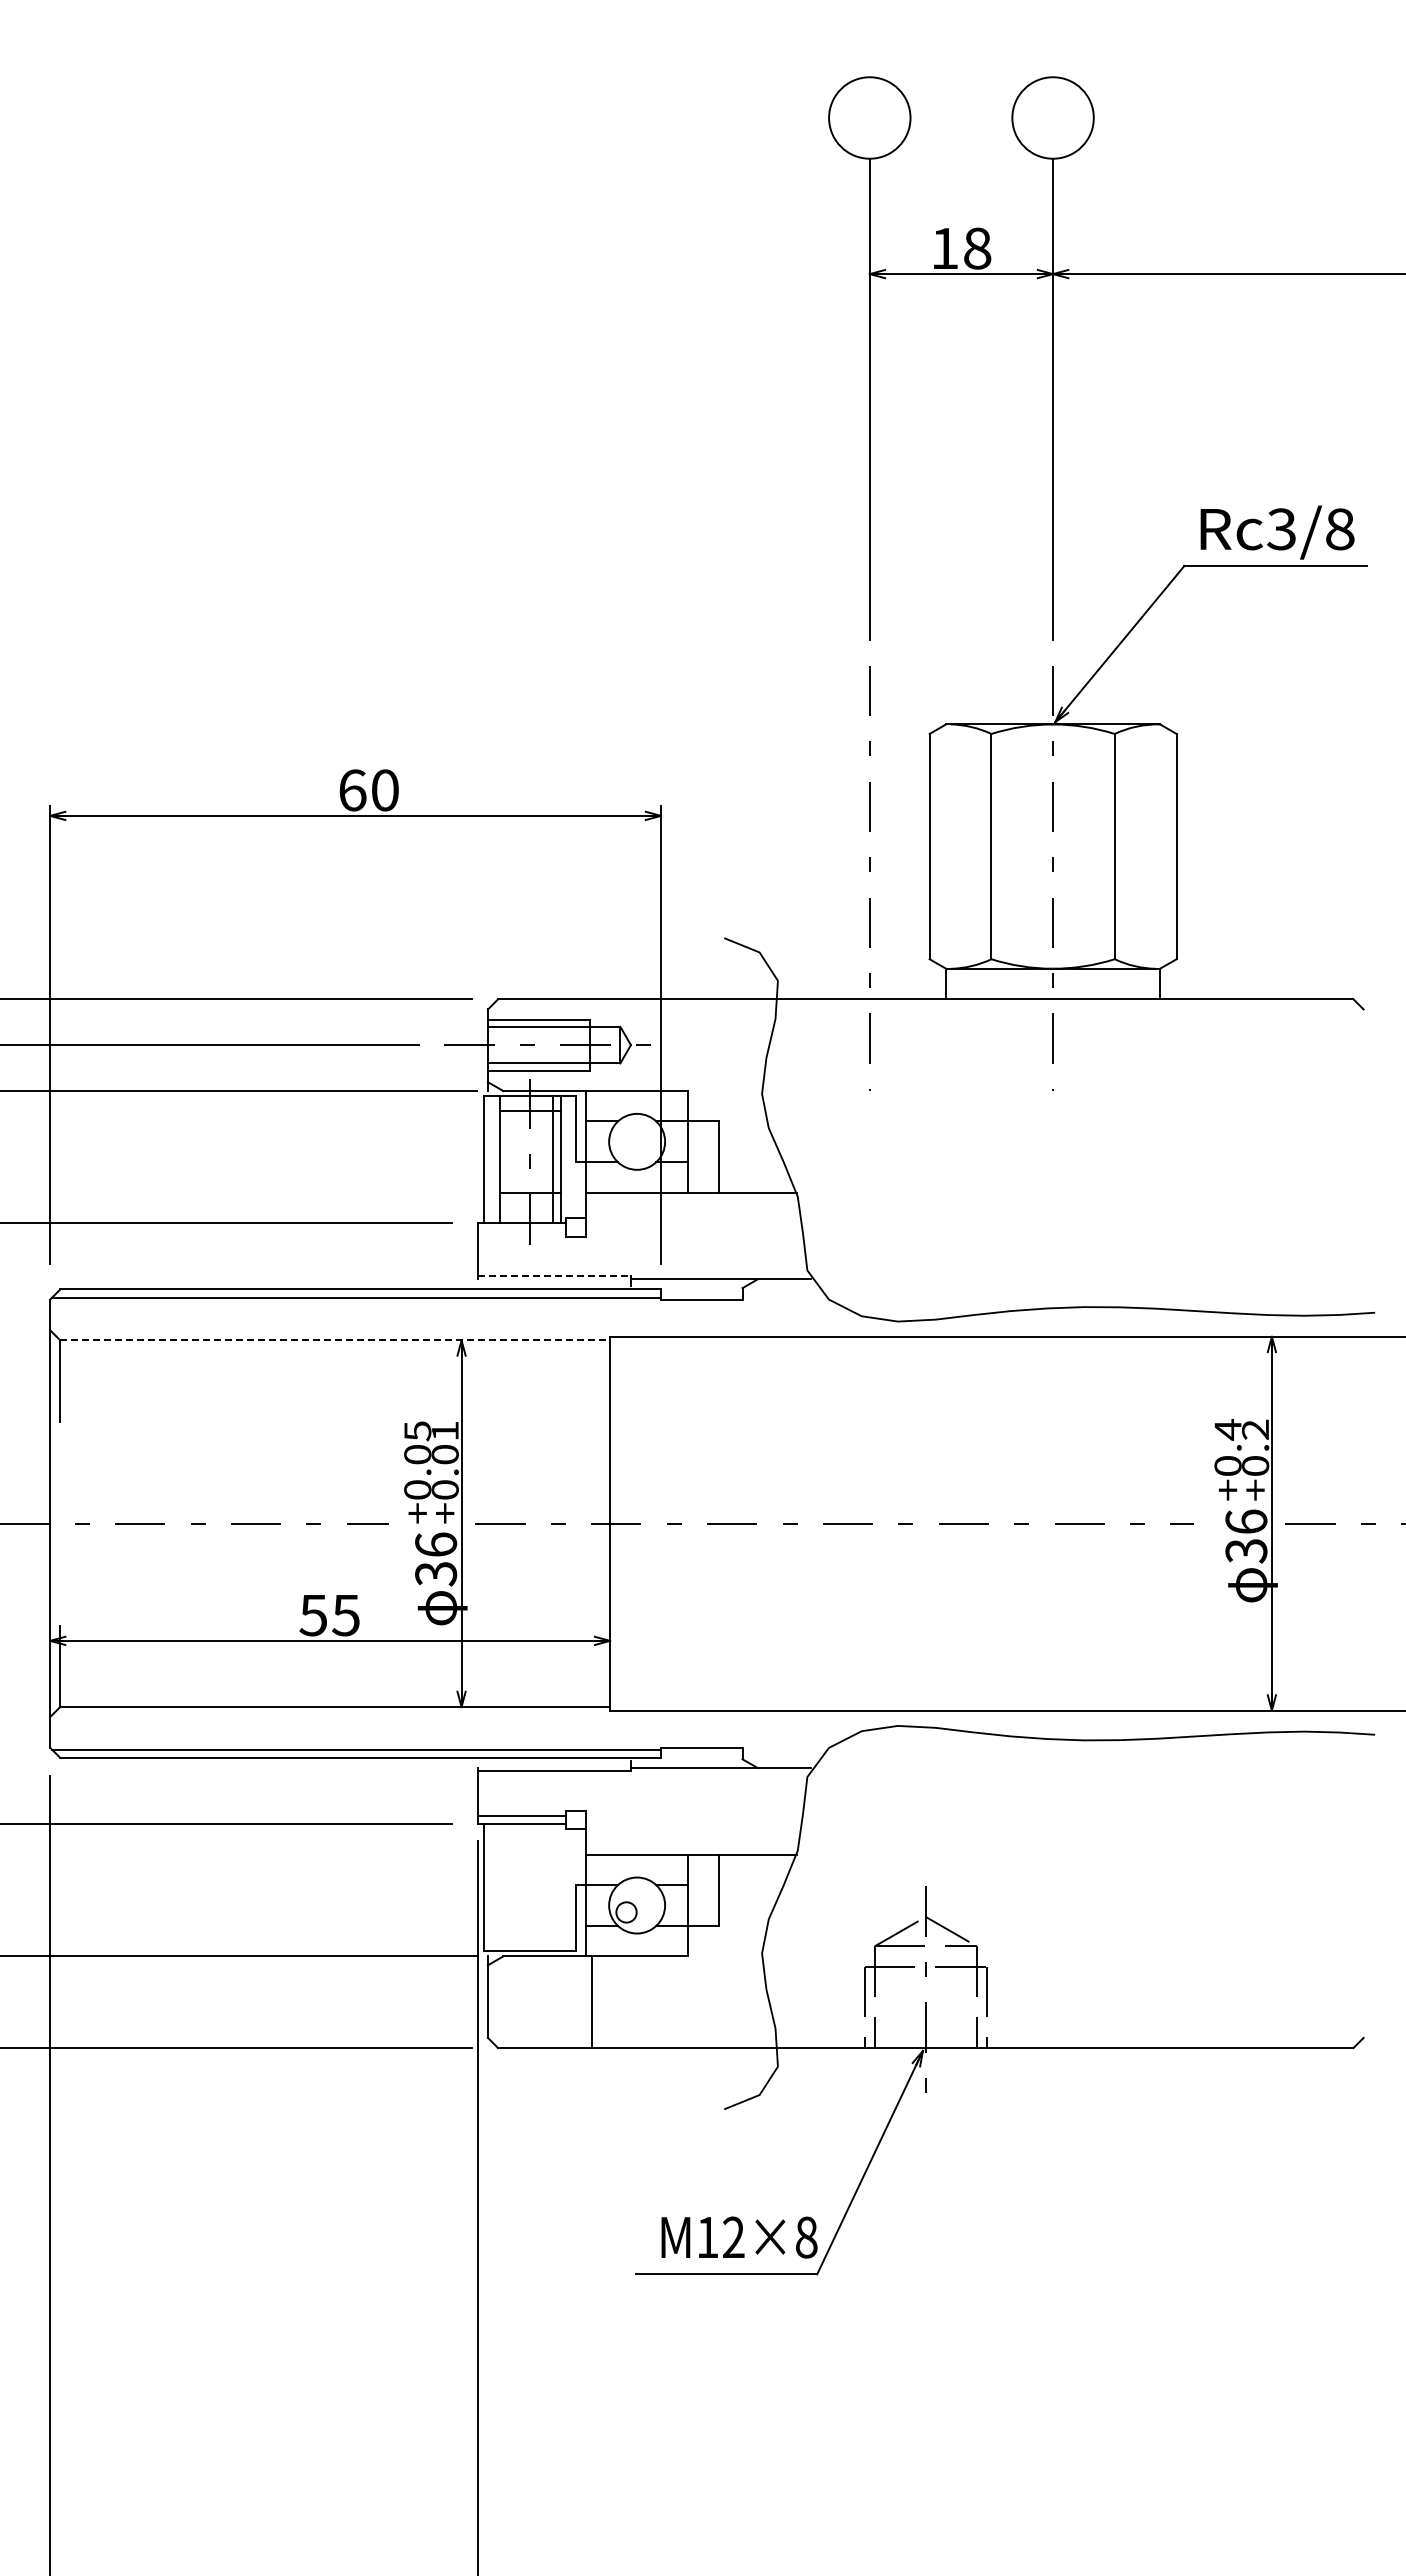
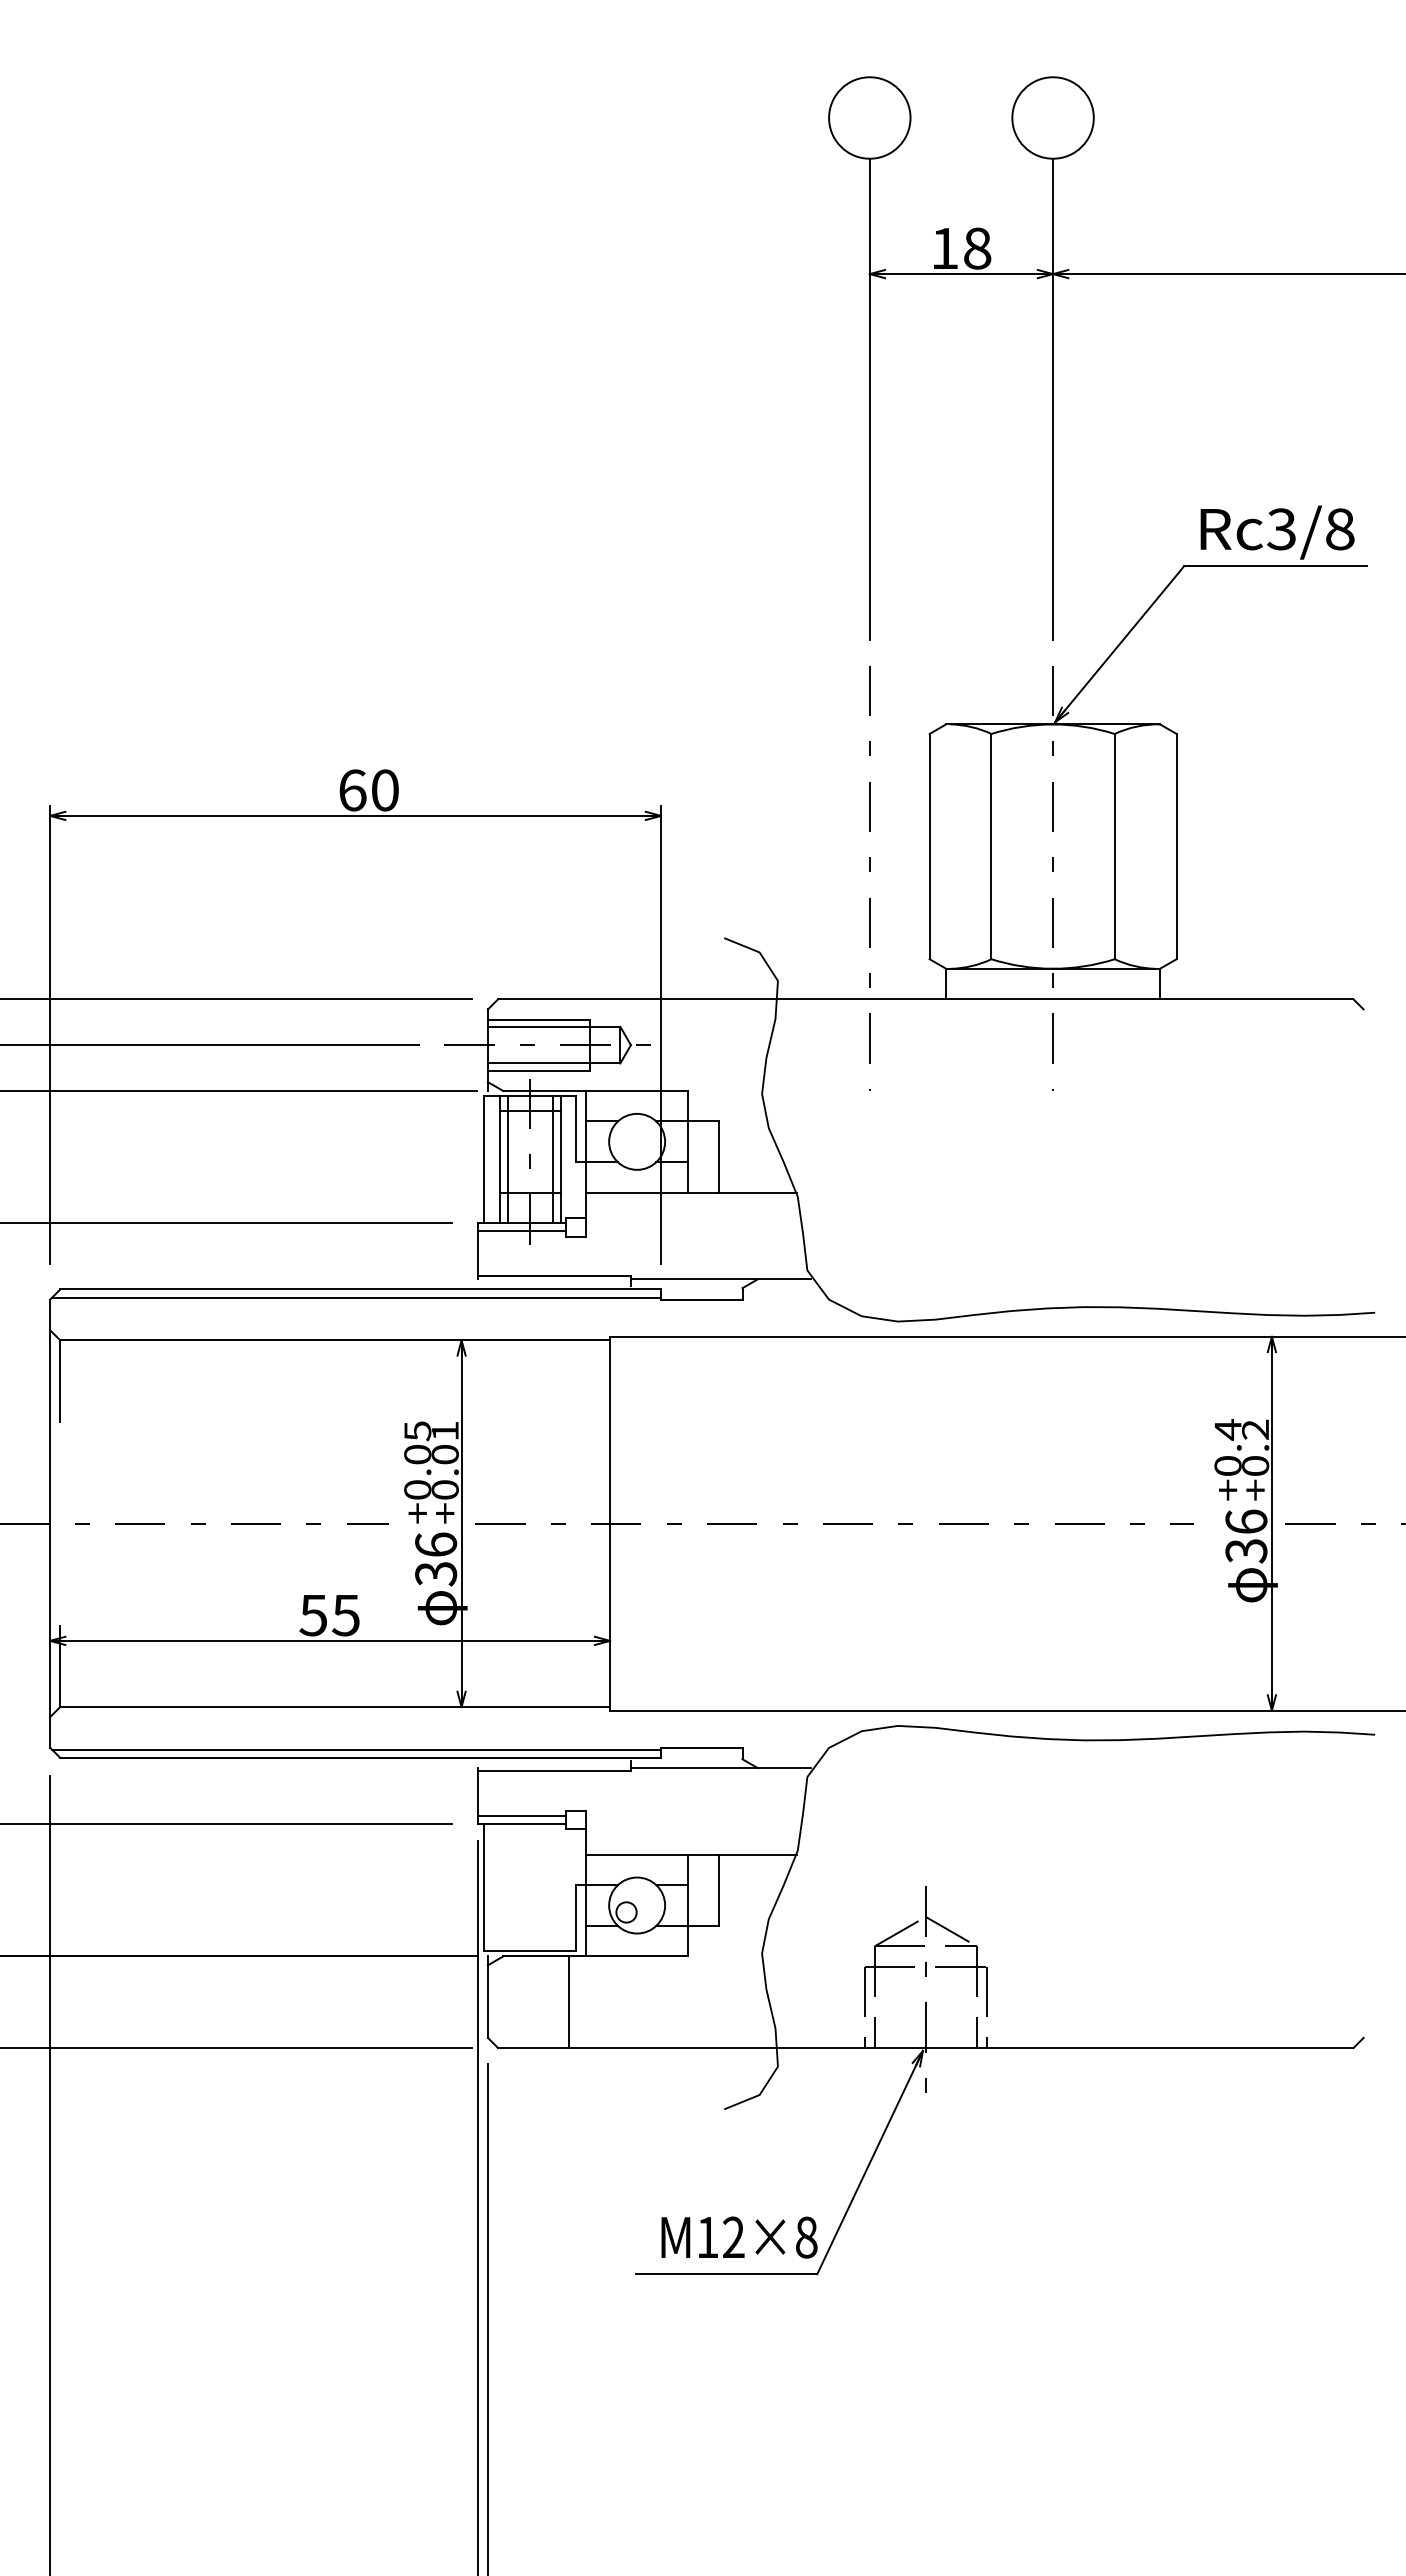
line: none -> present (507, 1159)
line: none -> present (521, 1231)
line: dashed -> solid (554, 1276)
line: dashed -> solid (335, 1340)
line position: (592, 2002) -> (569, 2002) (569, 2002)
line: none -> present (487, 2317)
